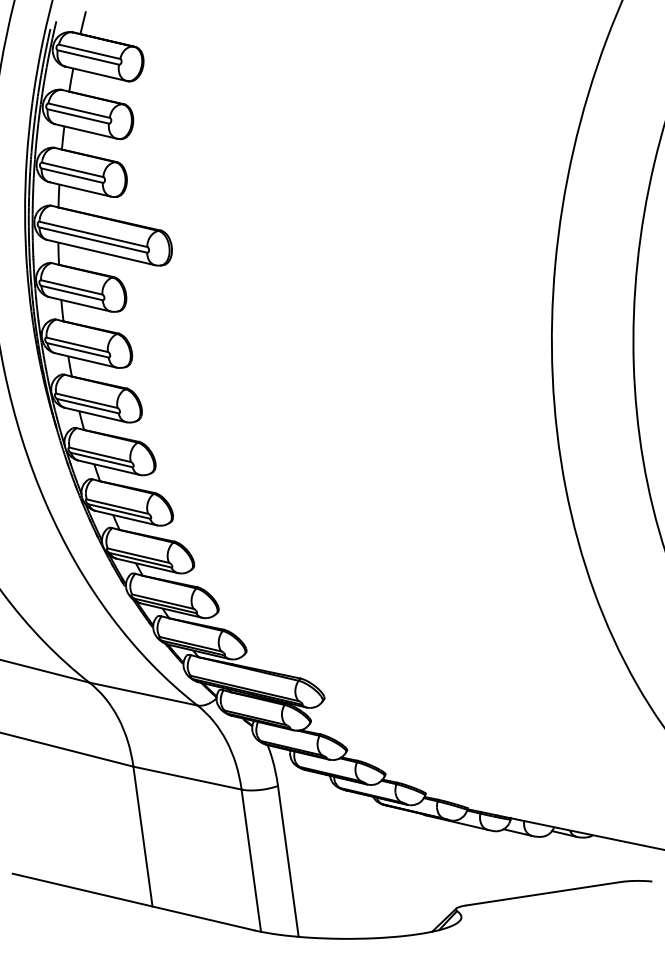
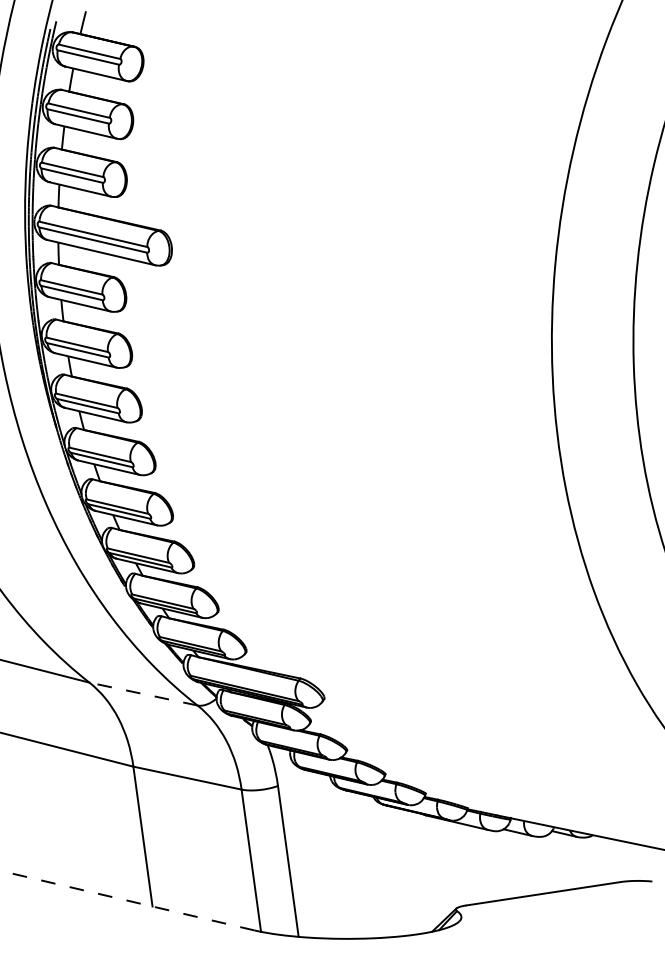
line: solid -> dashed (143, 693)
line: solid -> dashed (133, 901)
